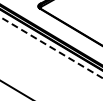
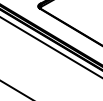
line: dashed -> solid (50, 47)
